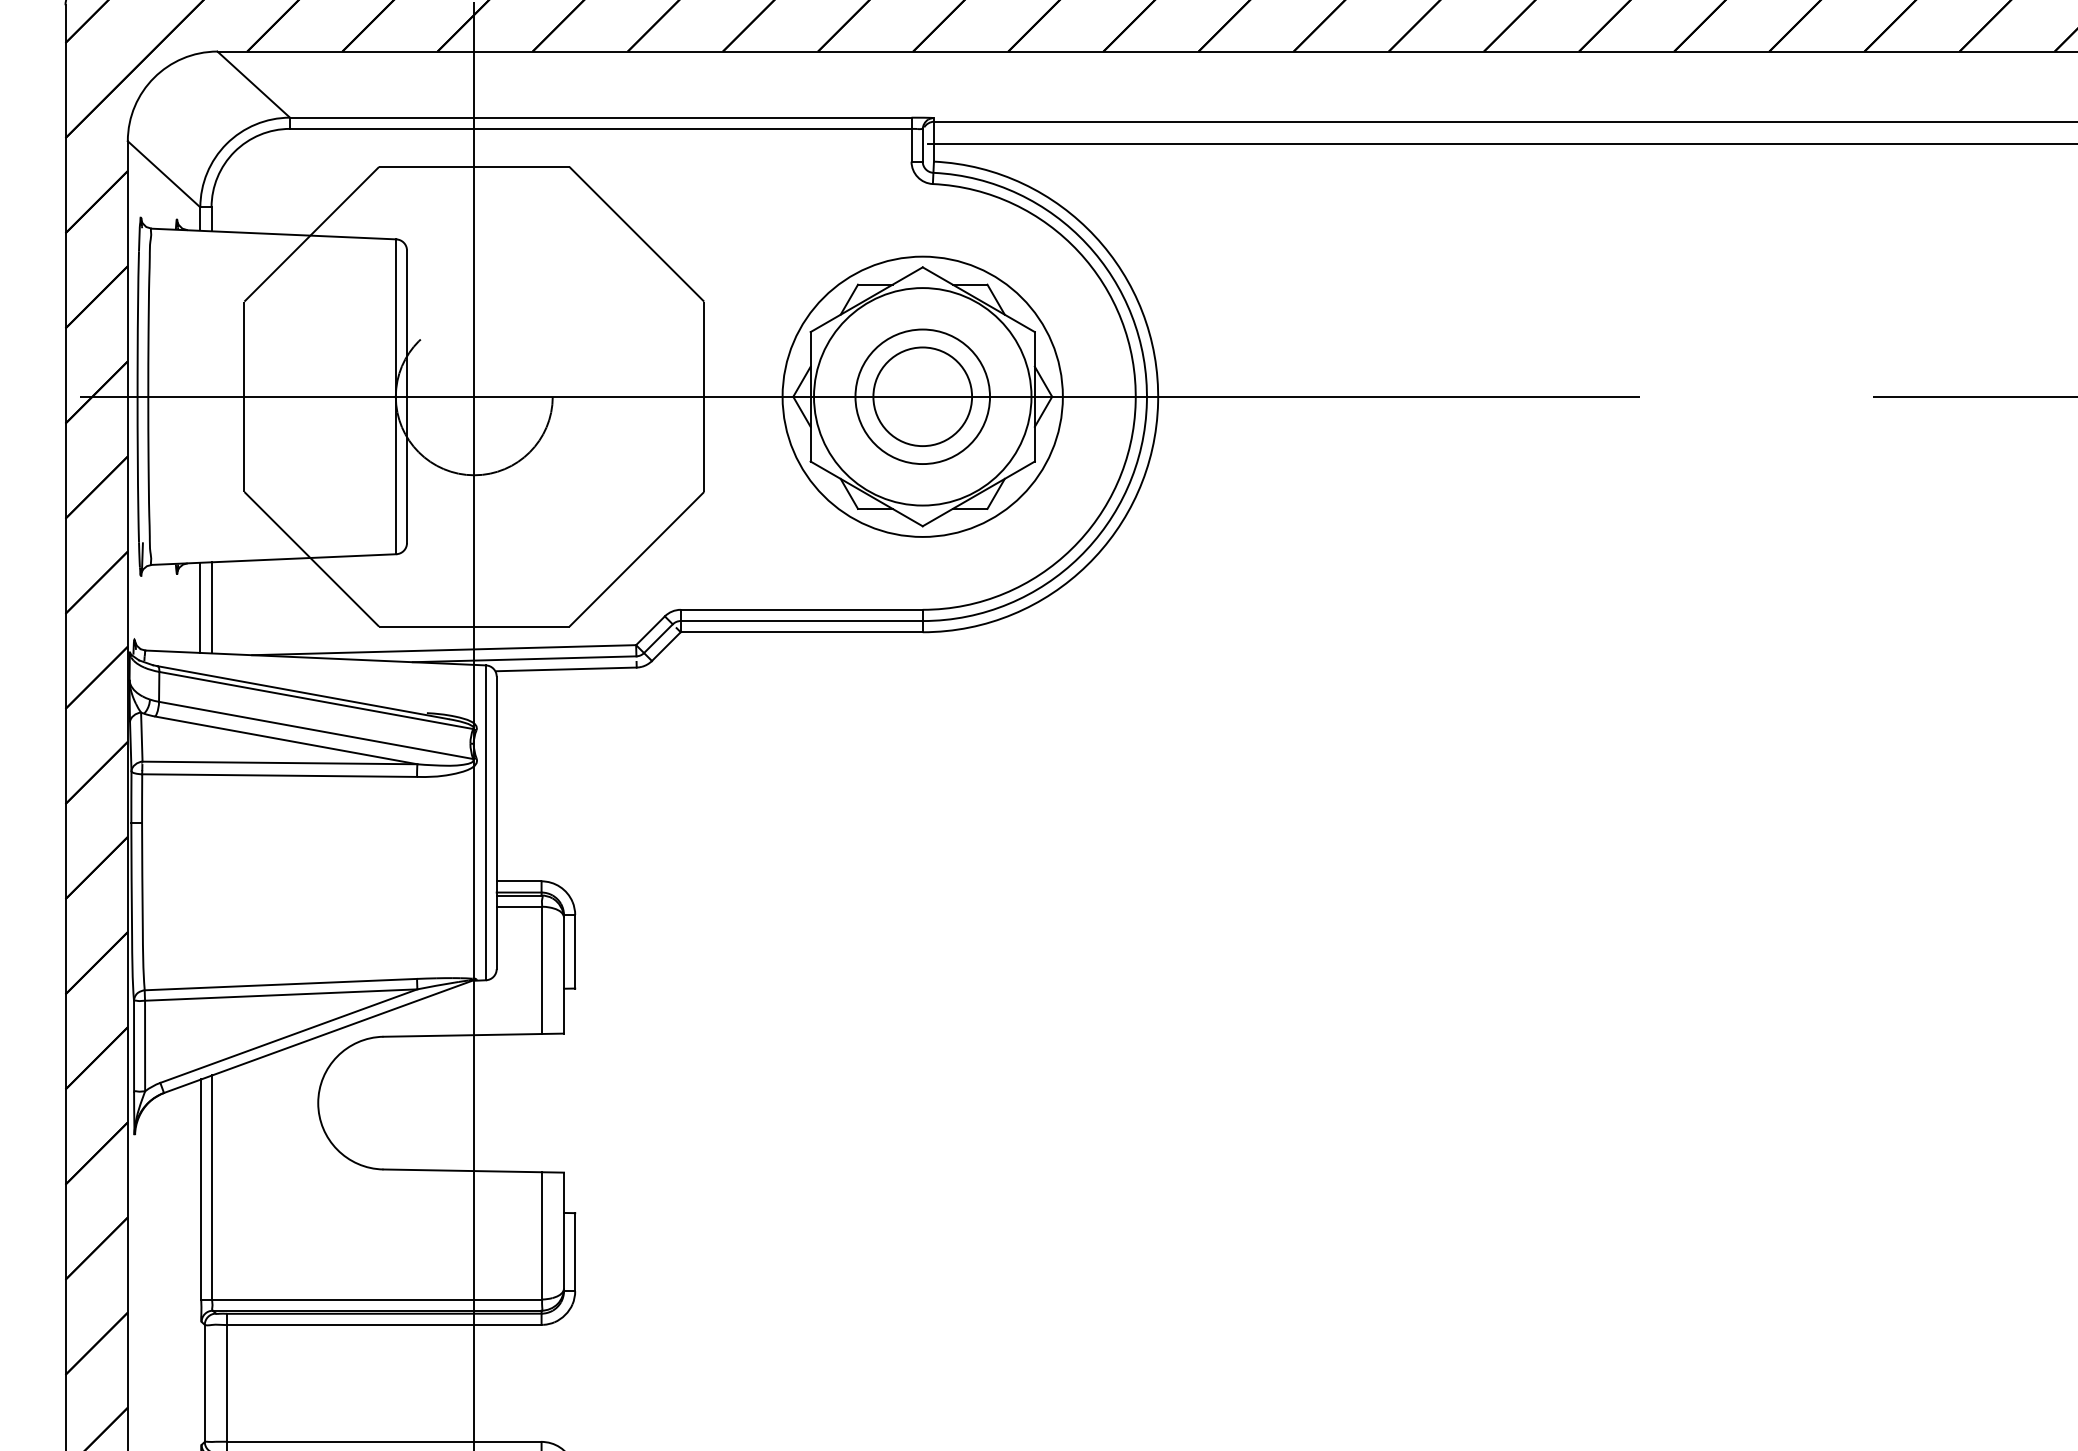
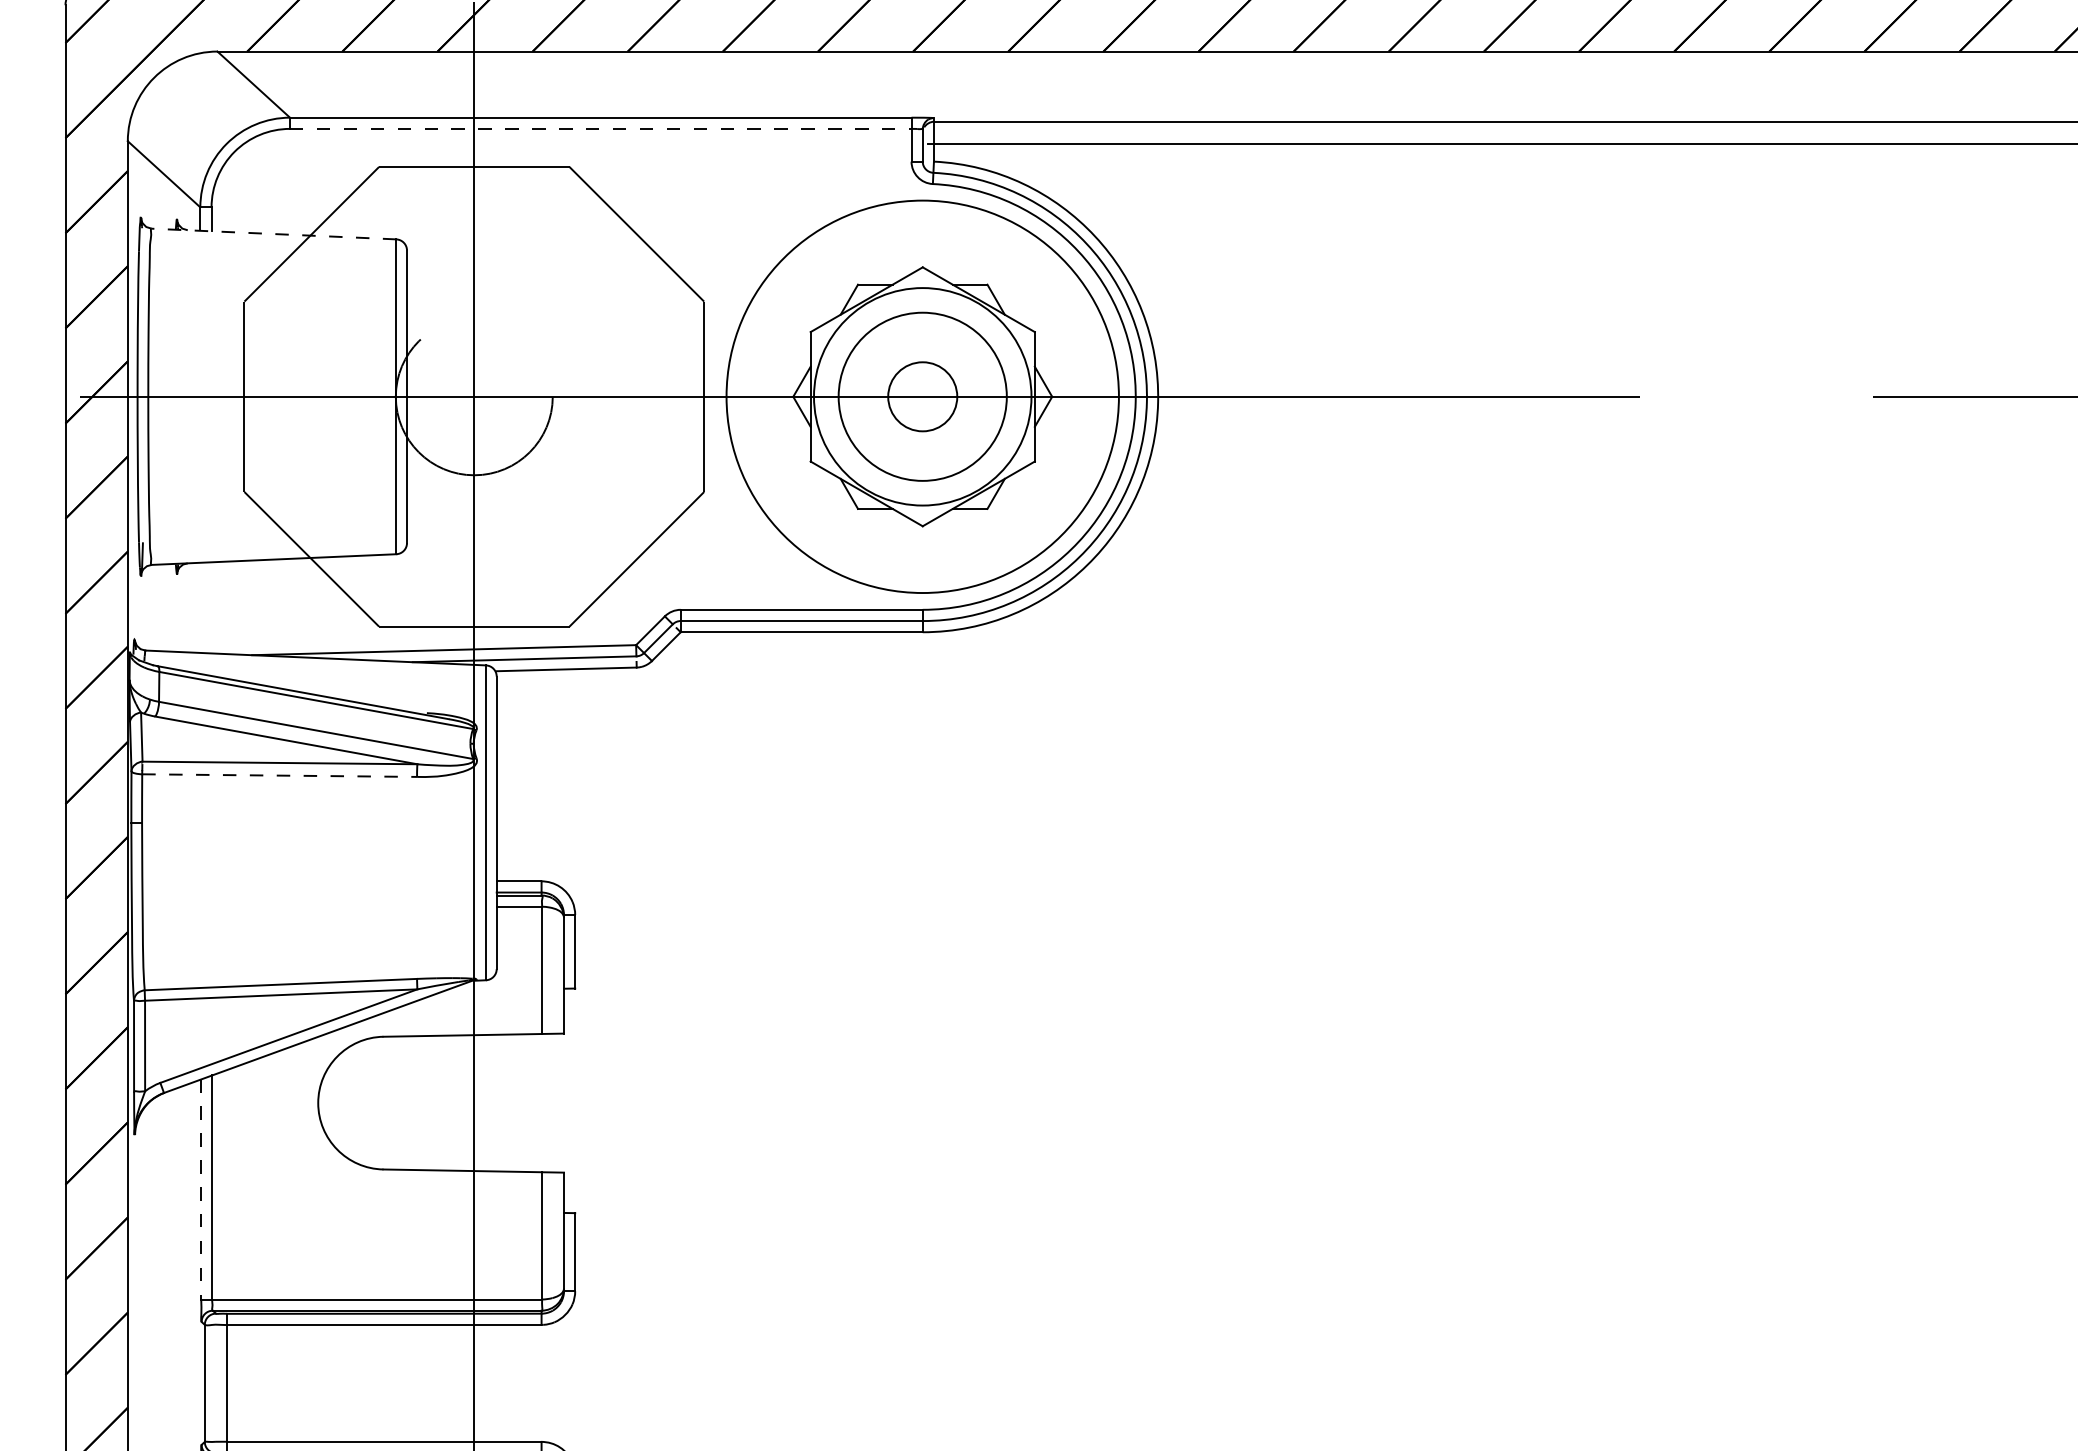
line: solid -> dashed (600, 128)
line: solid -> dashed (273, 234)
circle diameter: 135 px -> 168 px (922, 396)
circle diameter: 280 px -> 392 px (922, 396)
circle diameter: 99 px -> 69 px (922, 396)
line: present -> none (200, 607)
line: present -> none (211, 607)
line: solid -> dashed (280, 775)
line: solid -> dashed (201, 1189)
